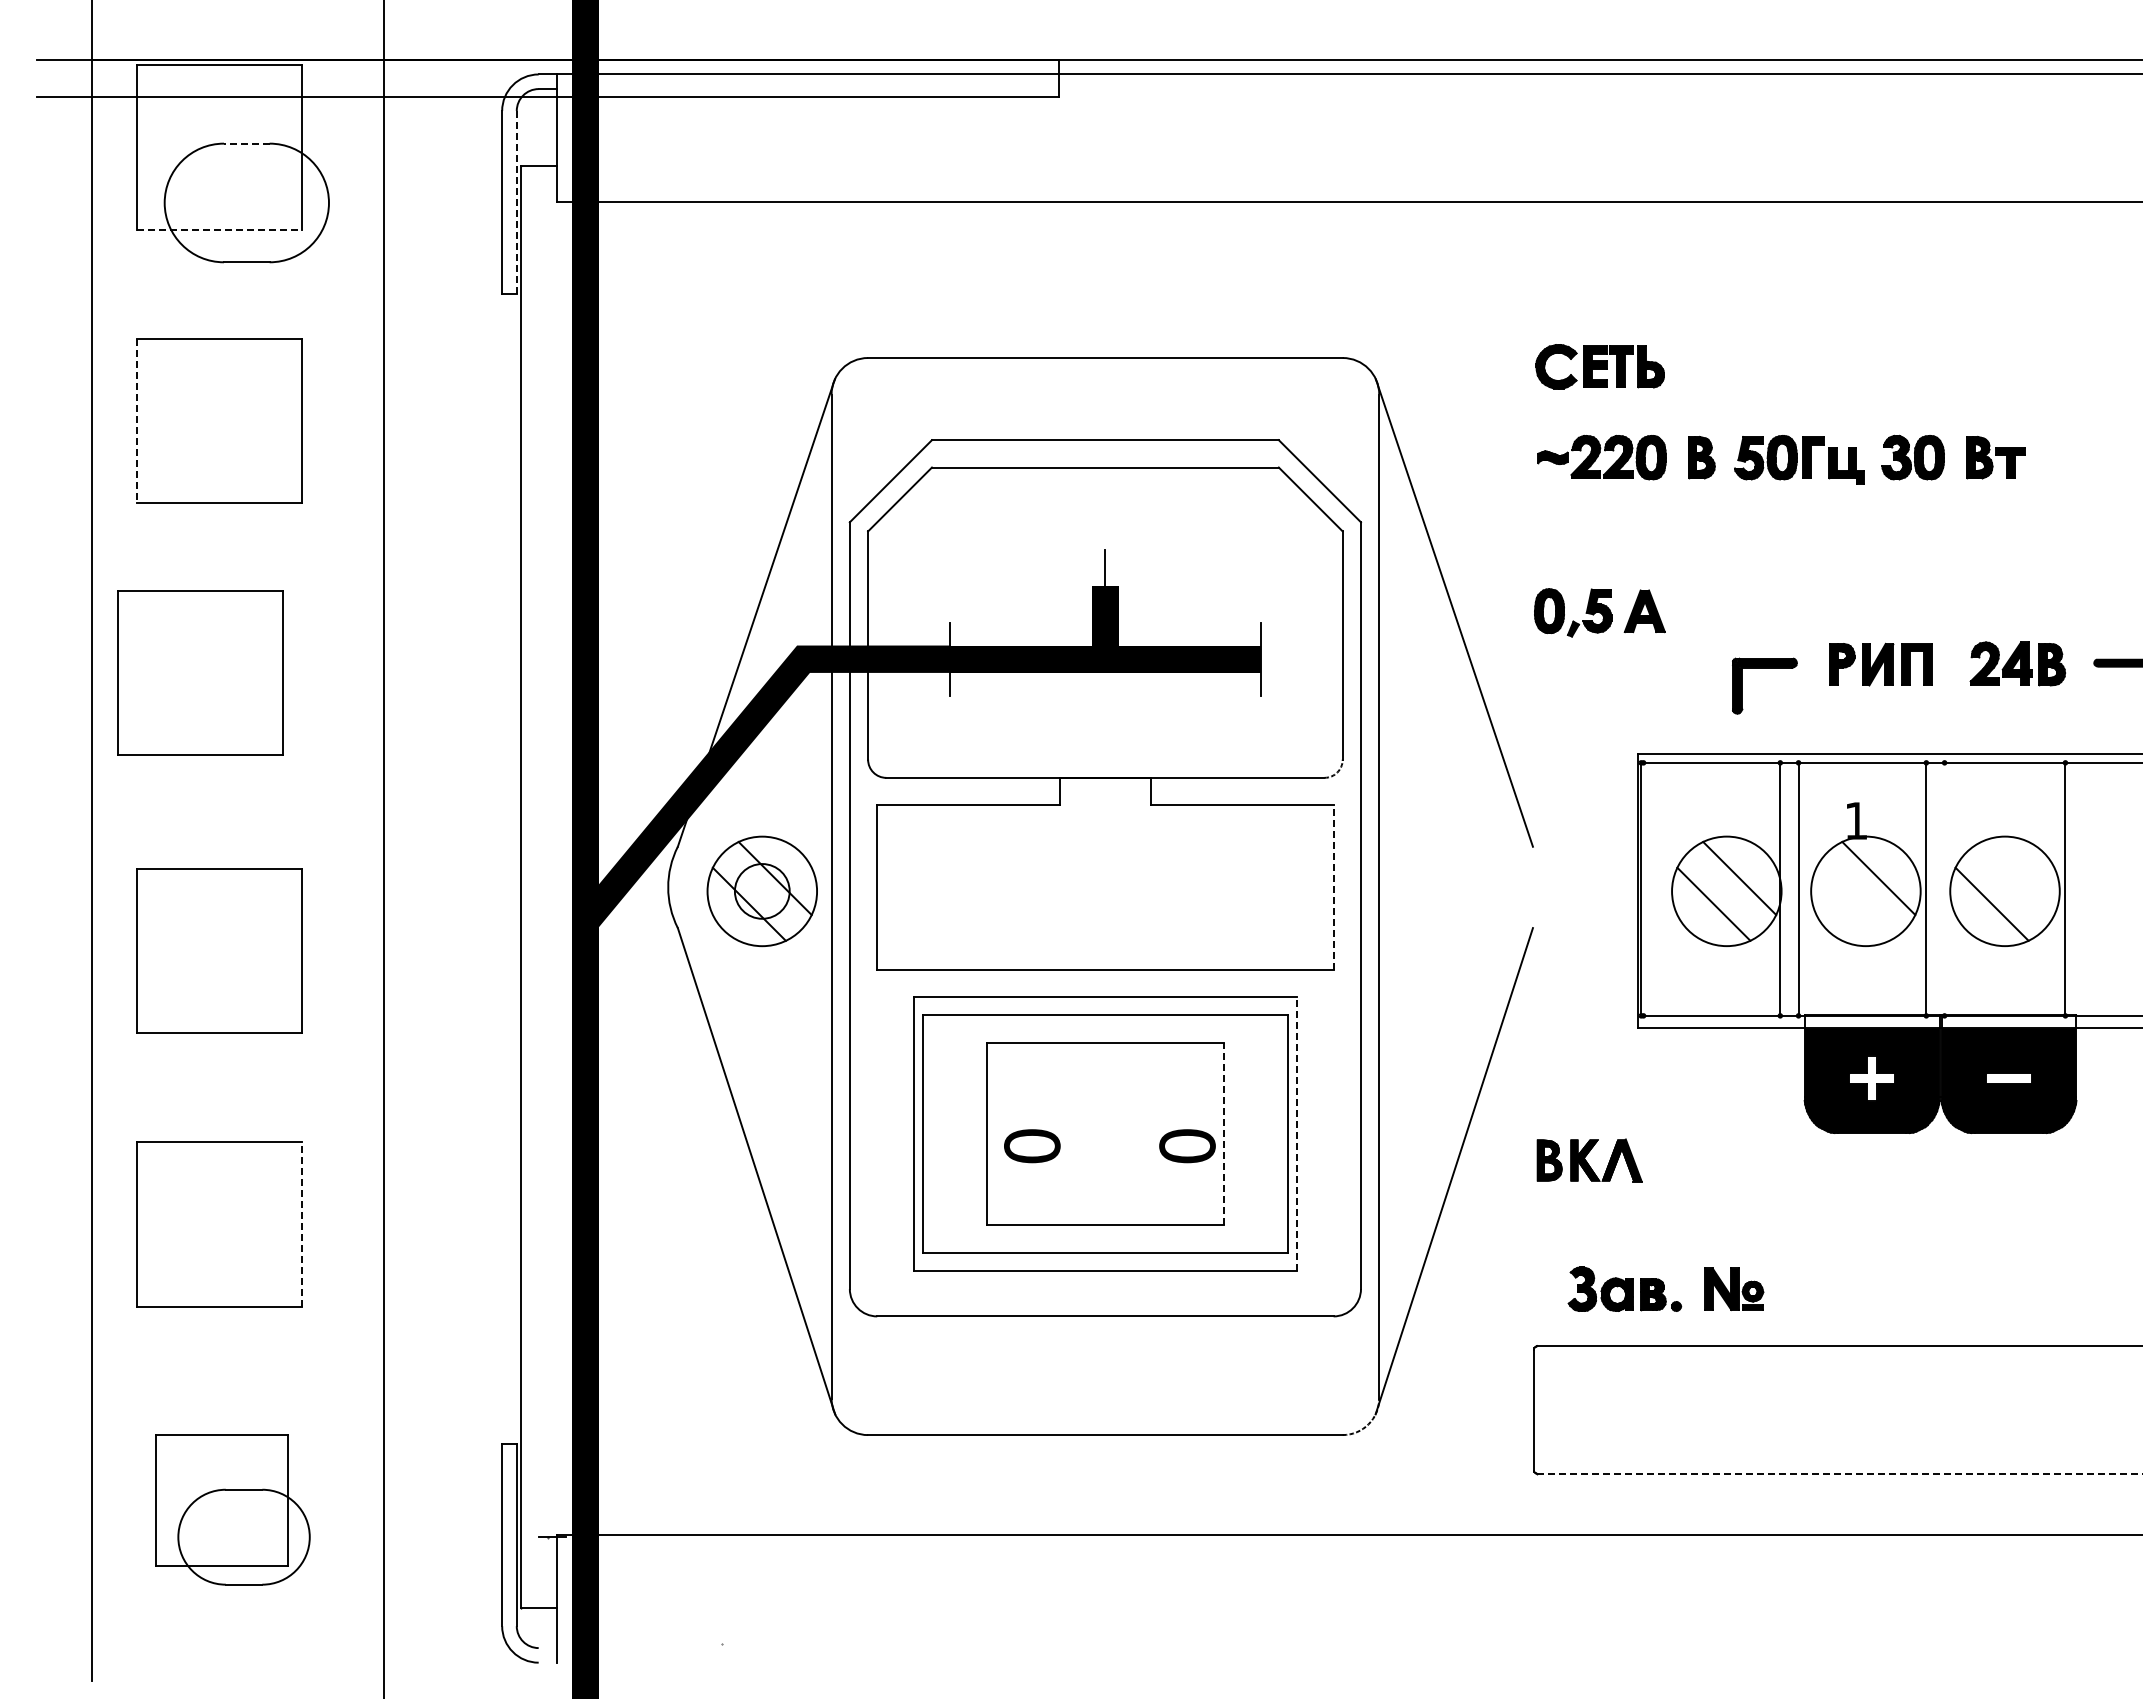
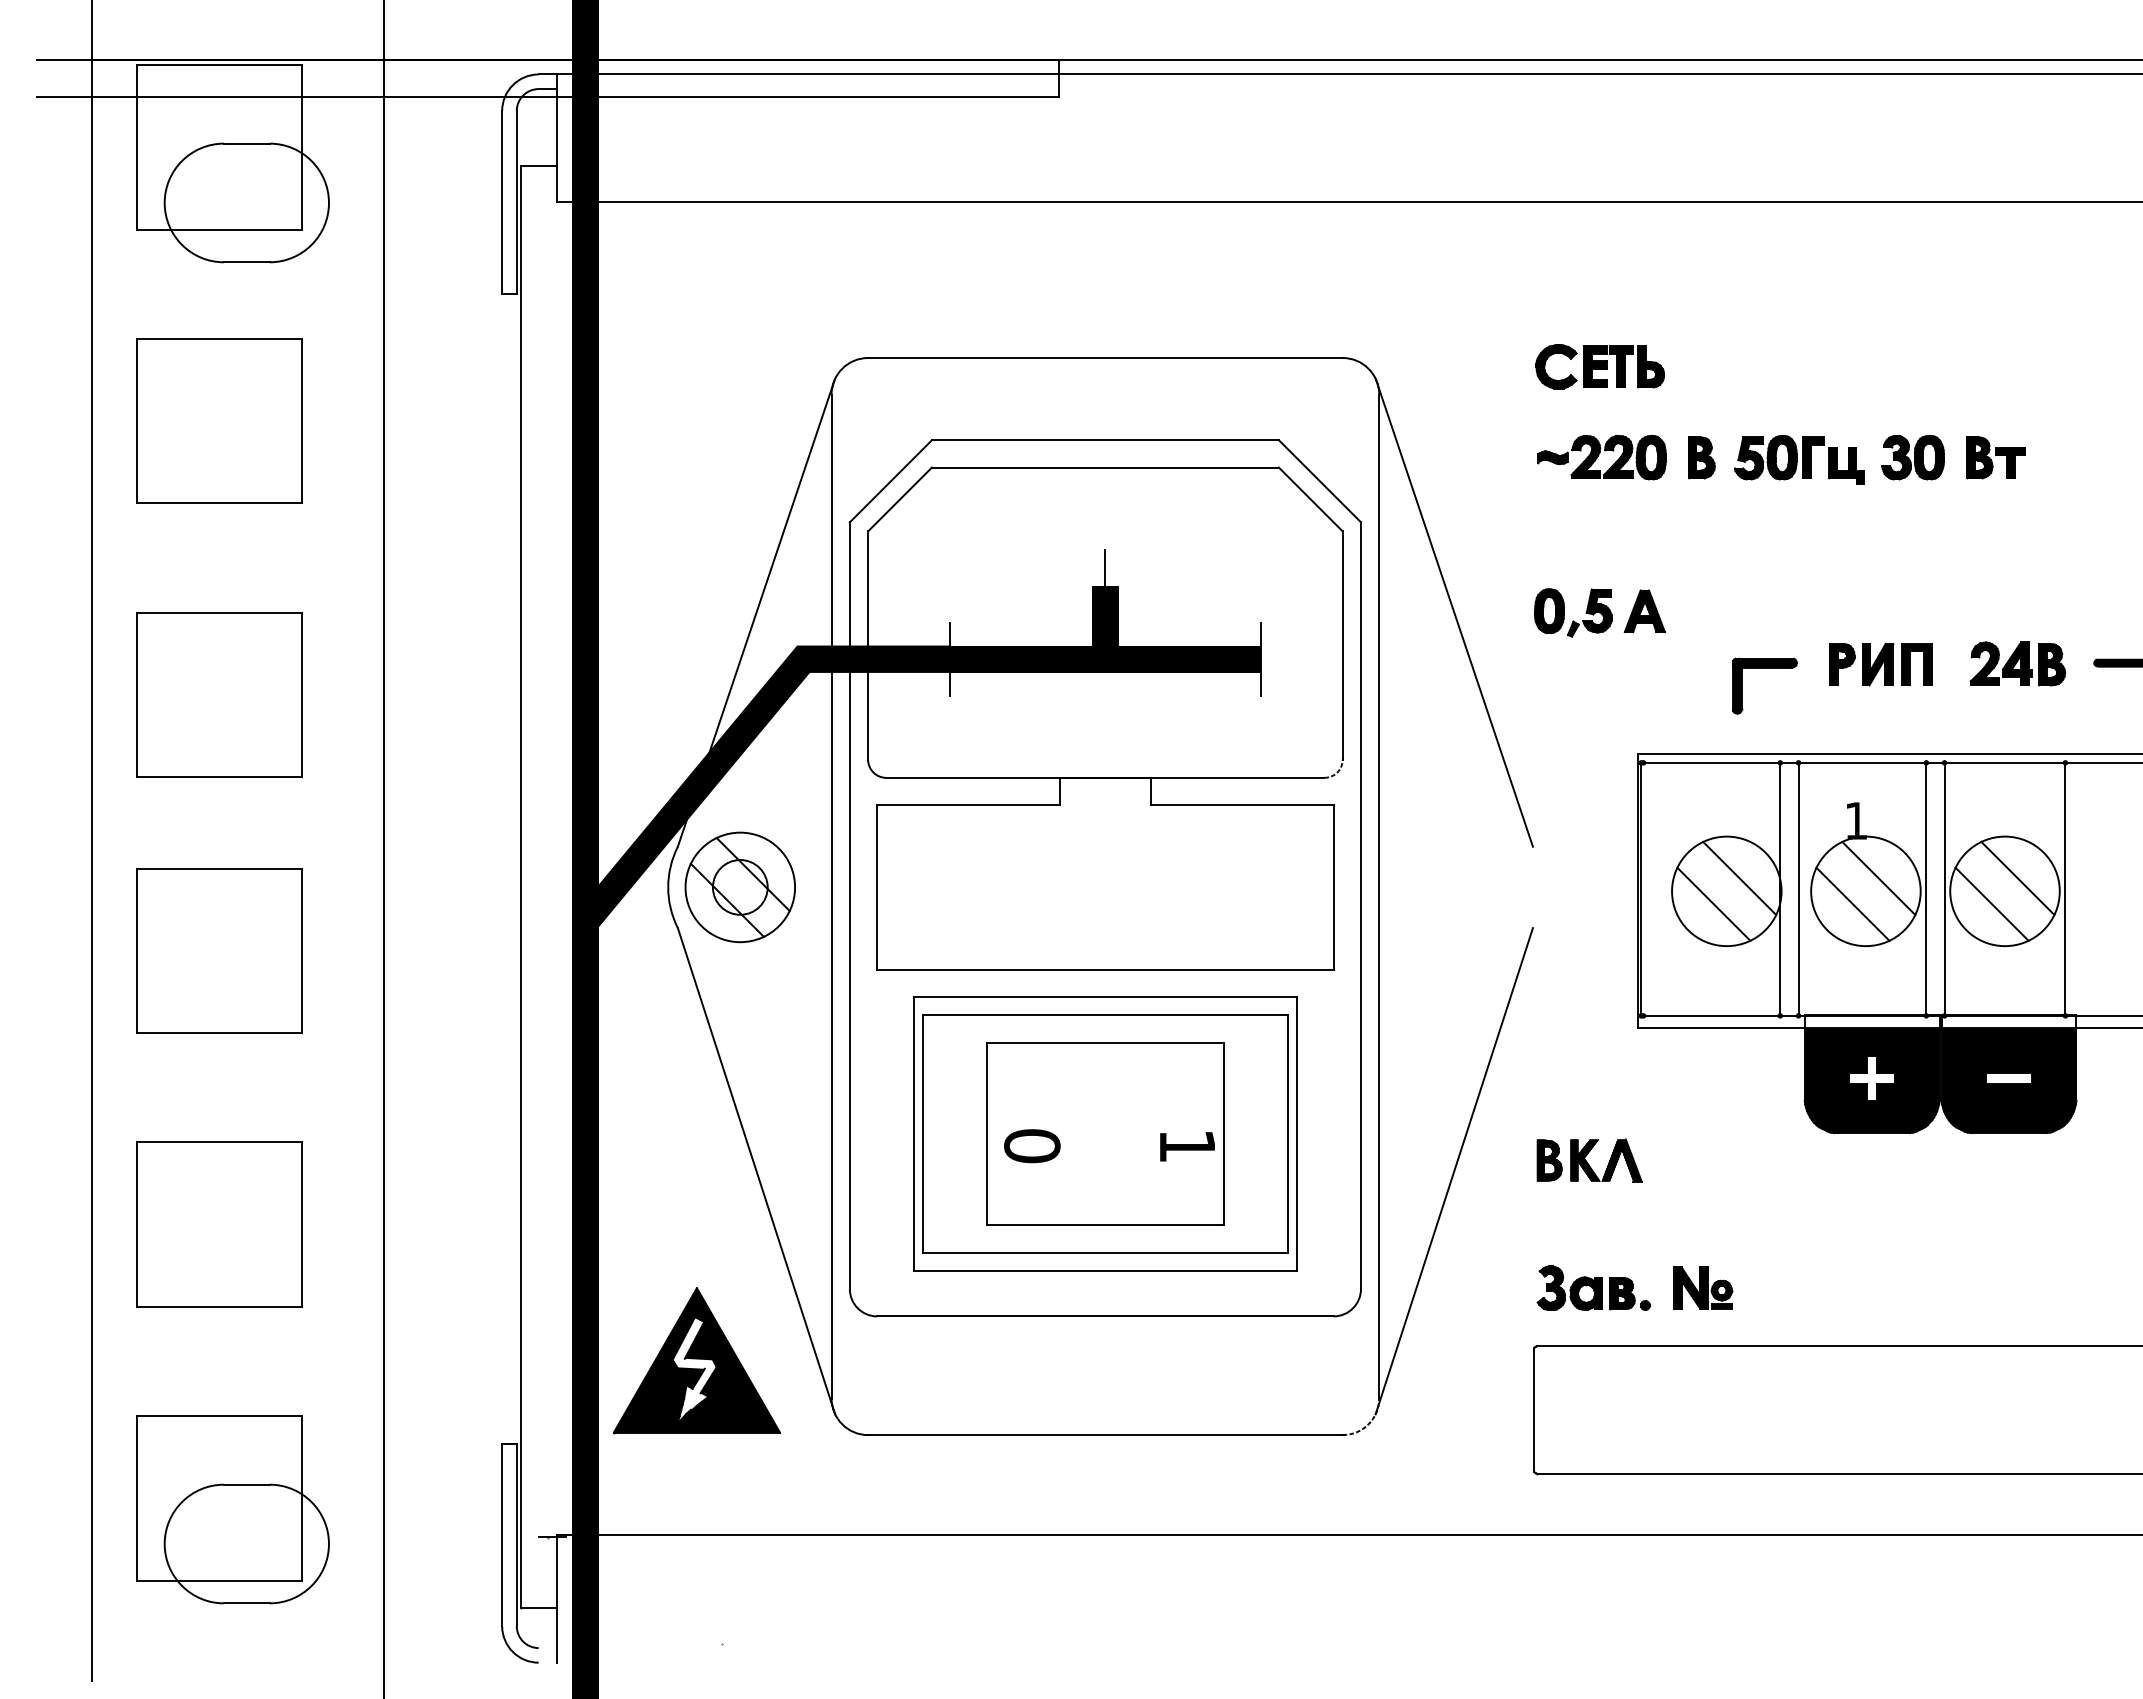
line: dashed -> solid (246, 143)
line: dashed -> solid (516, 201)
line: dashed -> solid (219, 229)
line: dashed -> solid (137, 421)
part position: (200, 672) -> (219, 694) (219, 694)
line: none -> present (2017, 877)
line: dashed -> solid (1333, 886)
line: none -> present (1944, 888)
part position: (761, 891) -> (739, 887) (739, 887)
line: none -> present (1852, 903)
line: dashed -> solid (1224, 1133)
line: dashed -> solid (1297, 1133)
text: 0 -> 1 (1187, 1146)
line: dashed -> solid (301, 1224)
part position: (1665, 1288) -> (1634, 1287) (1634, 1287)
part: none -> present (696, 1360)
line: dashed -> solid (1840, 1474)
part size: 156x152 px -> 194x190 px (232, 1509)
